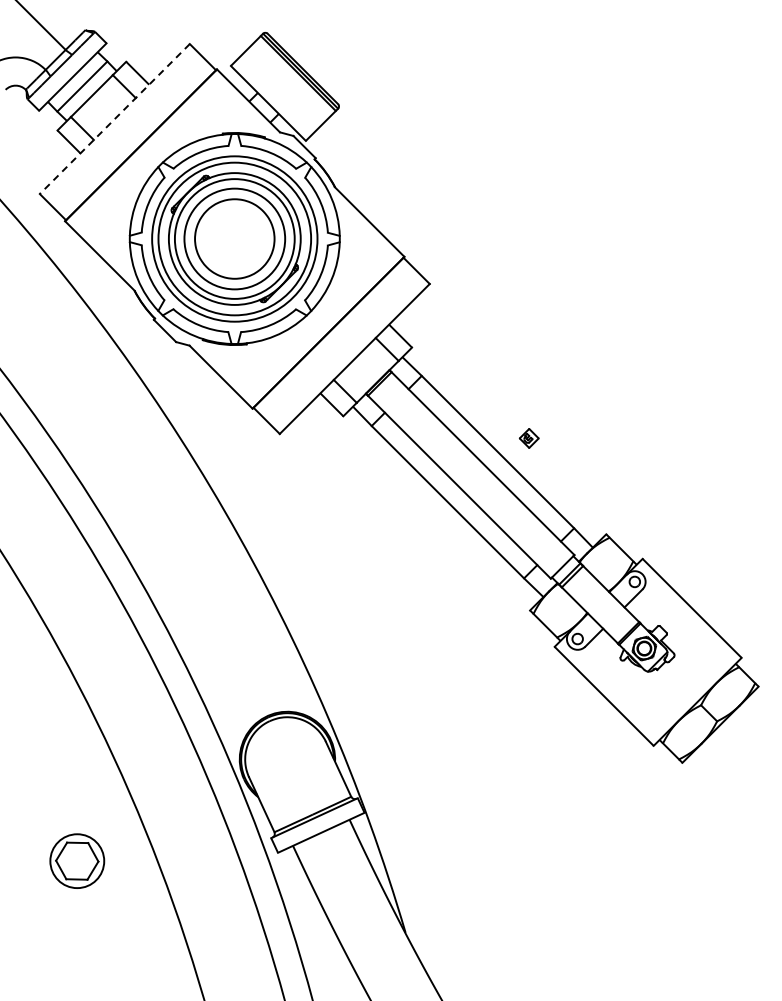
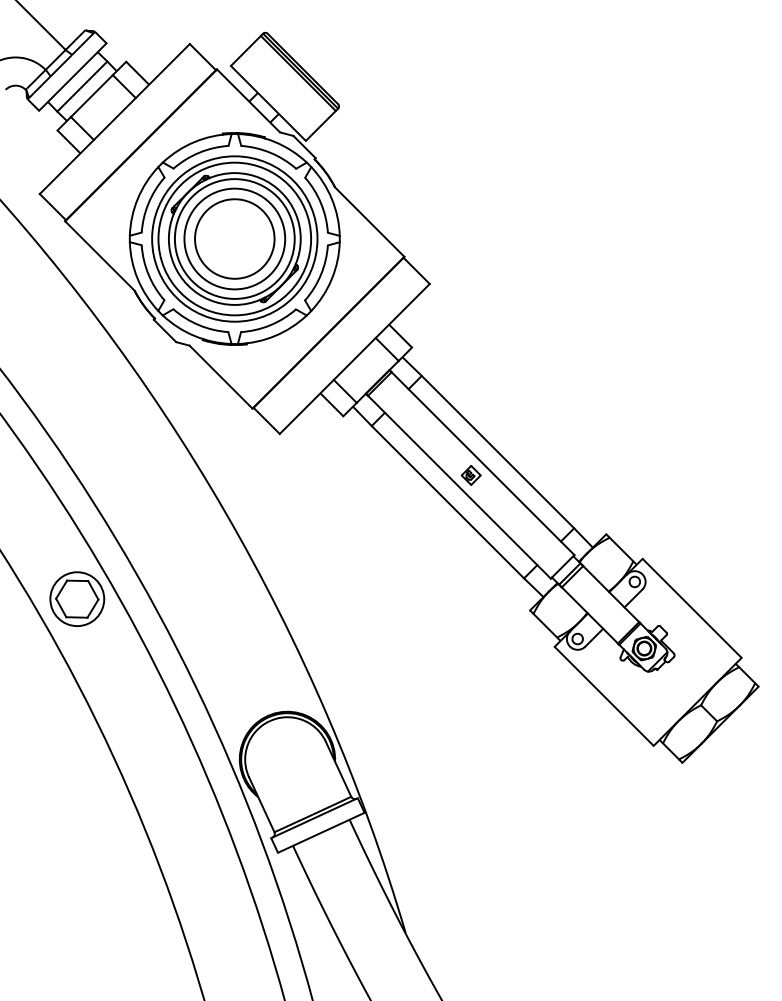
line: dashed -> solid (114, 119)
part position: (528, 438) -> (470, 475) (470, 475)
part position: (77, 860) -> (77, 598) (77, 598)
